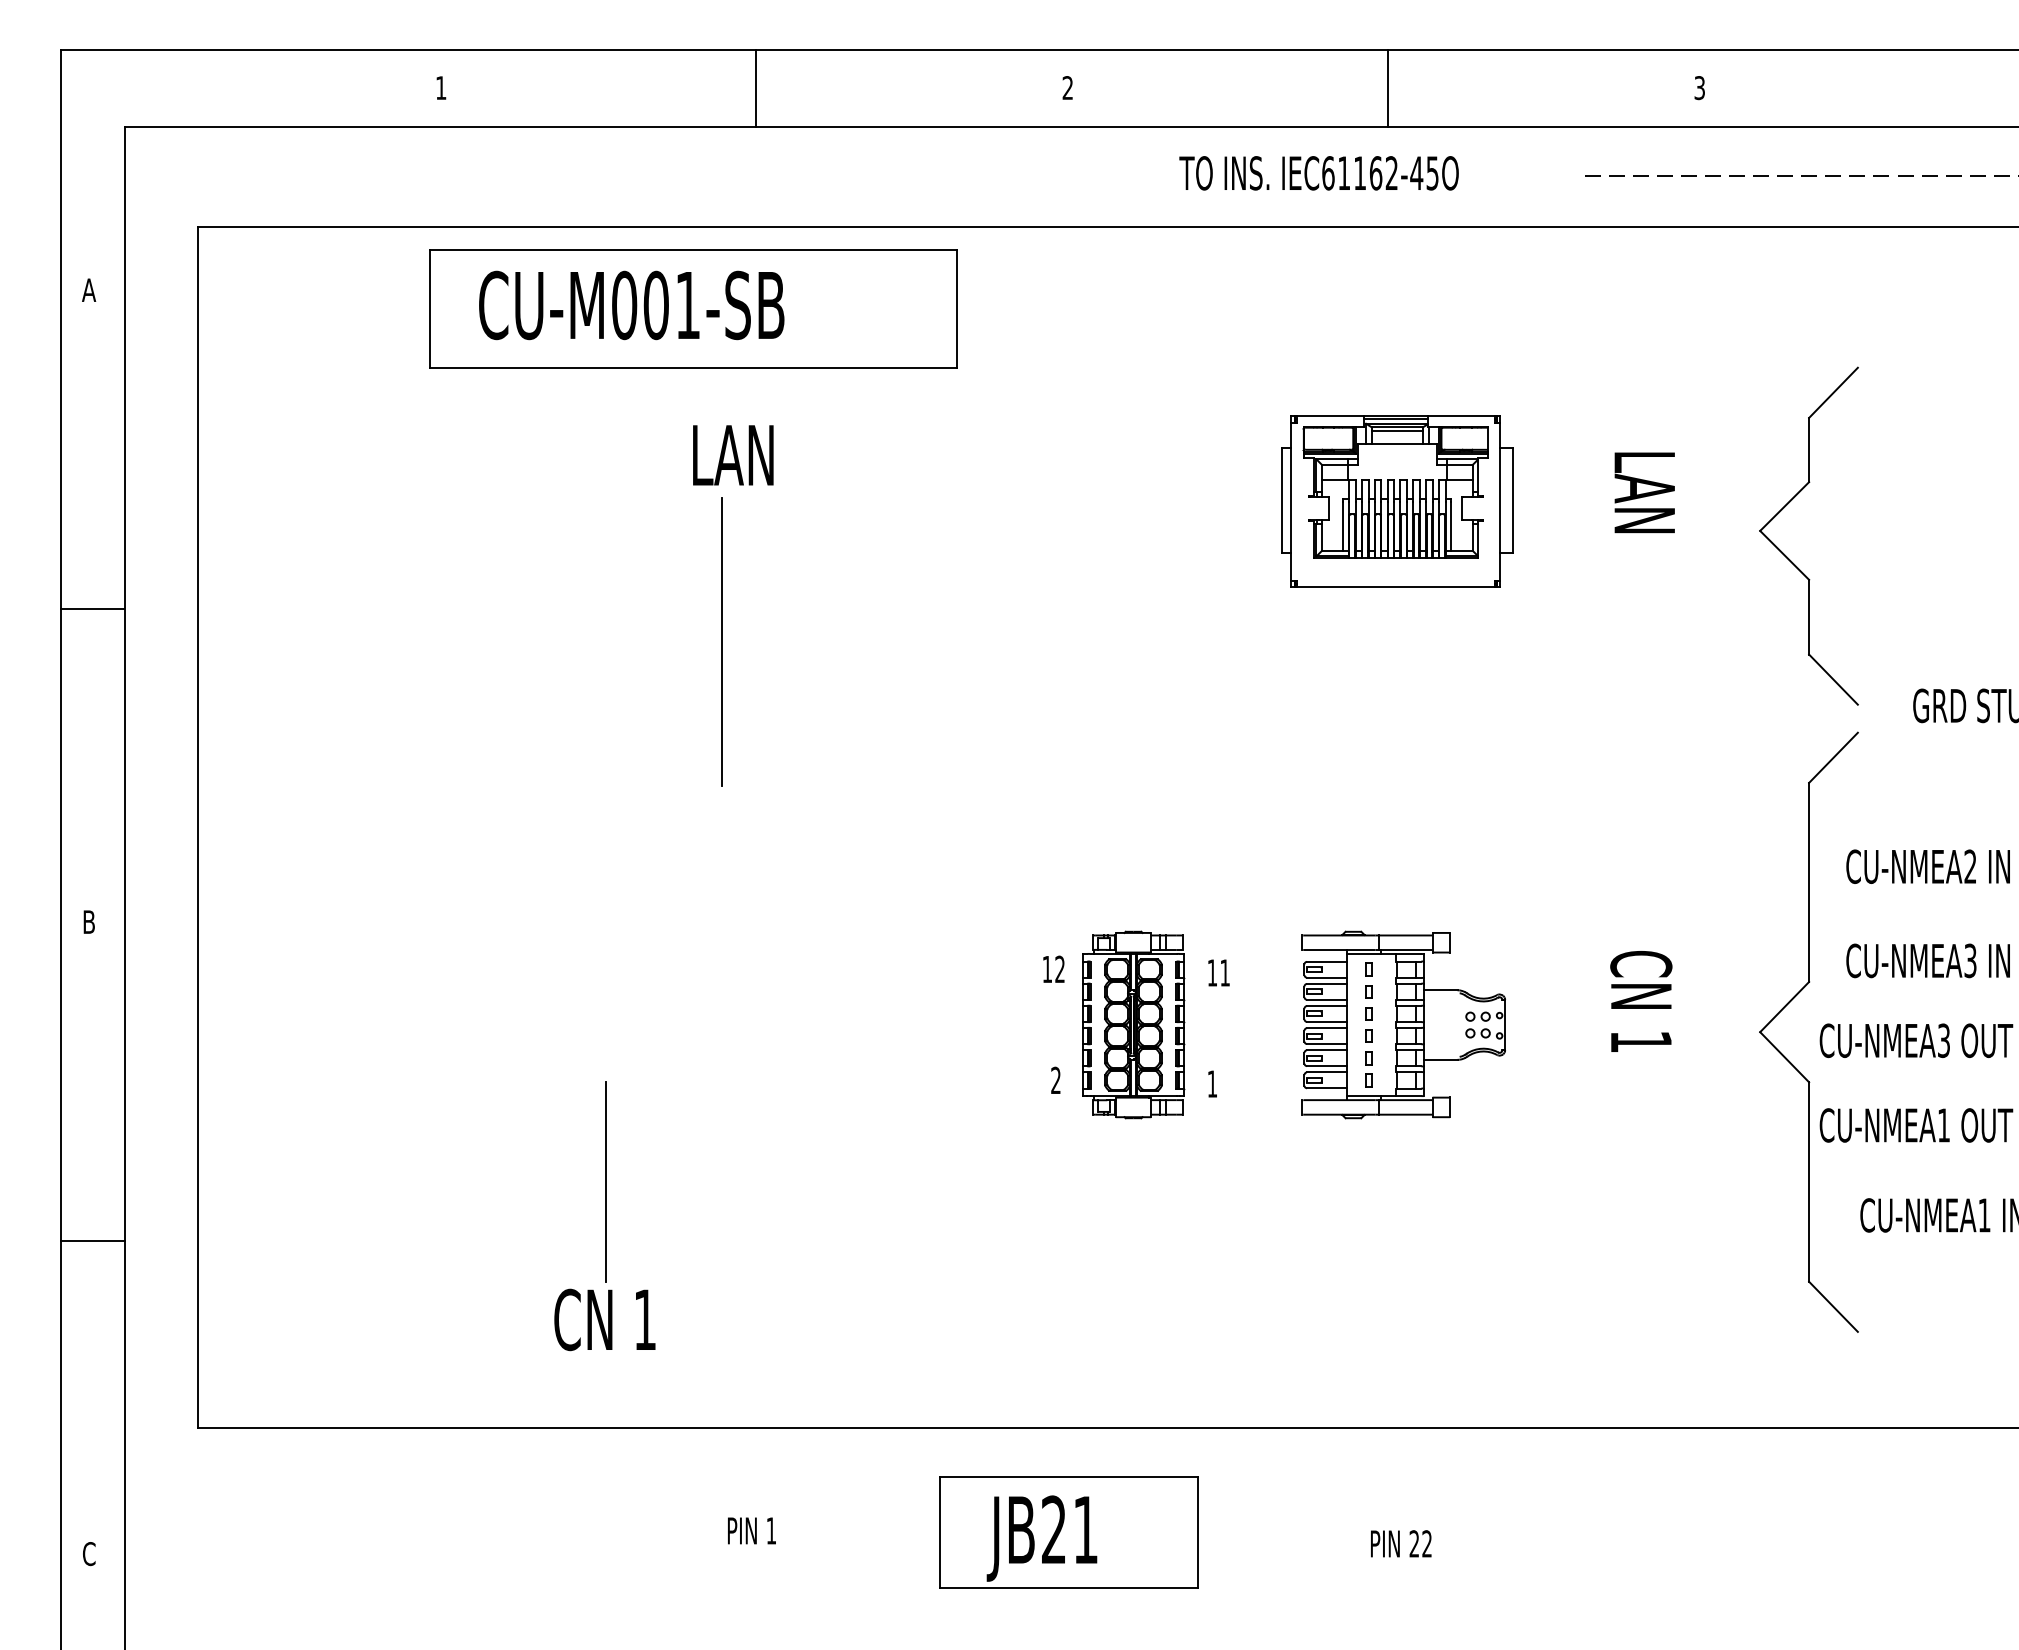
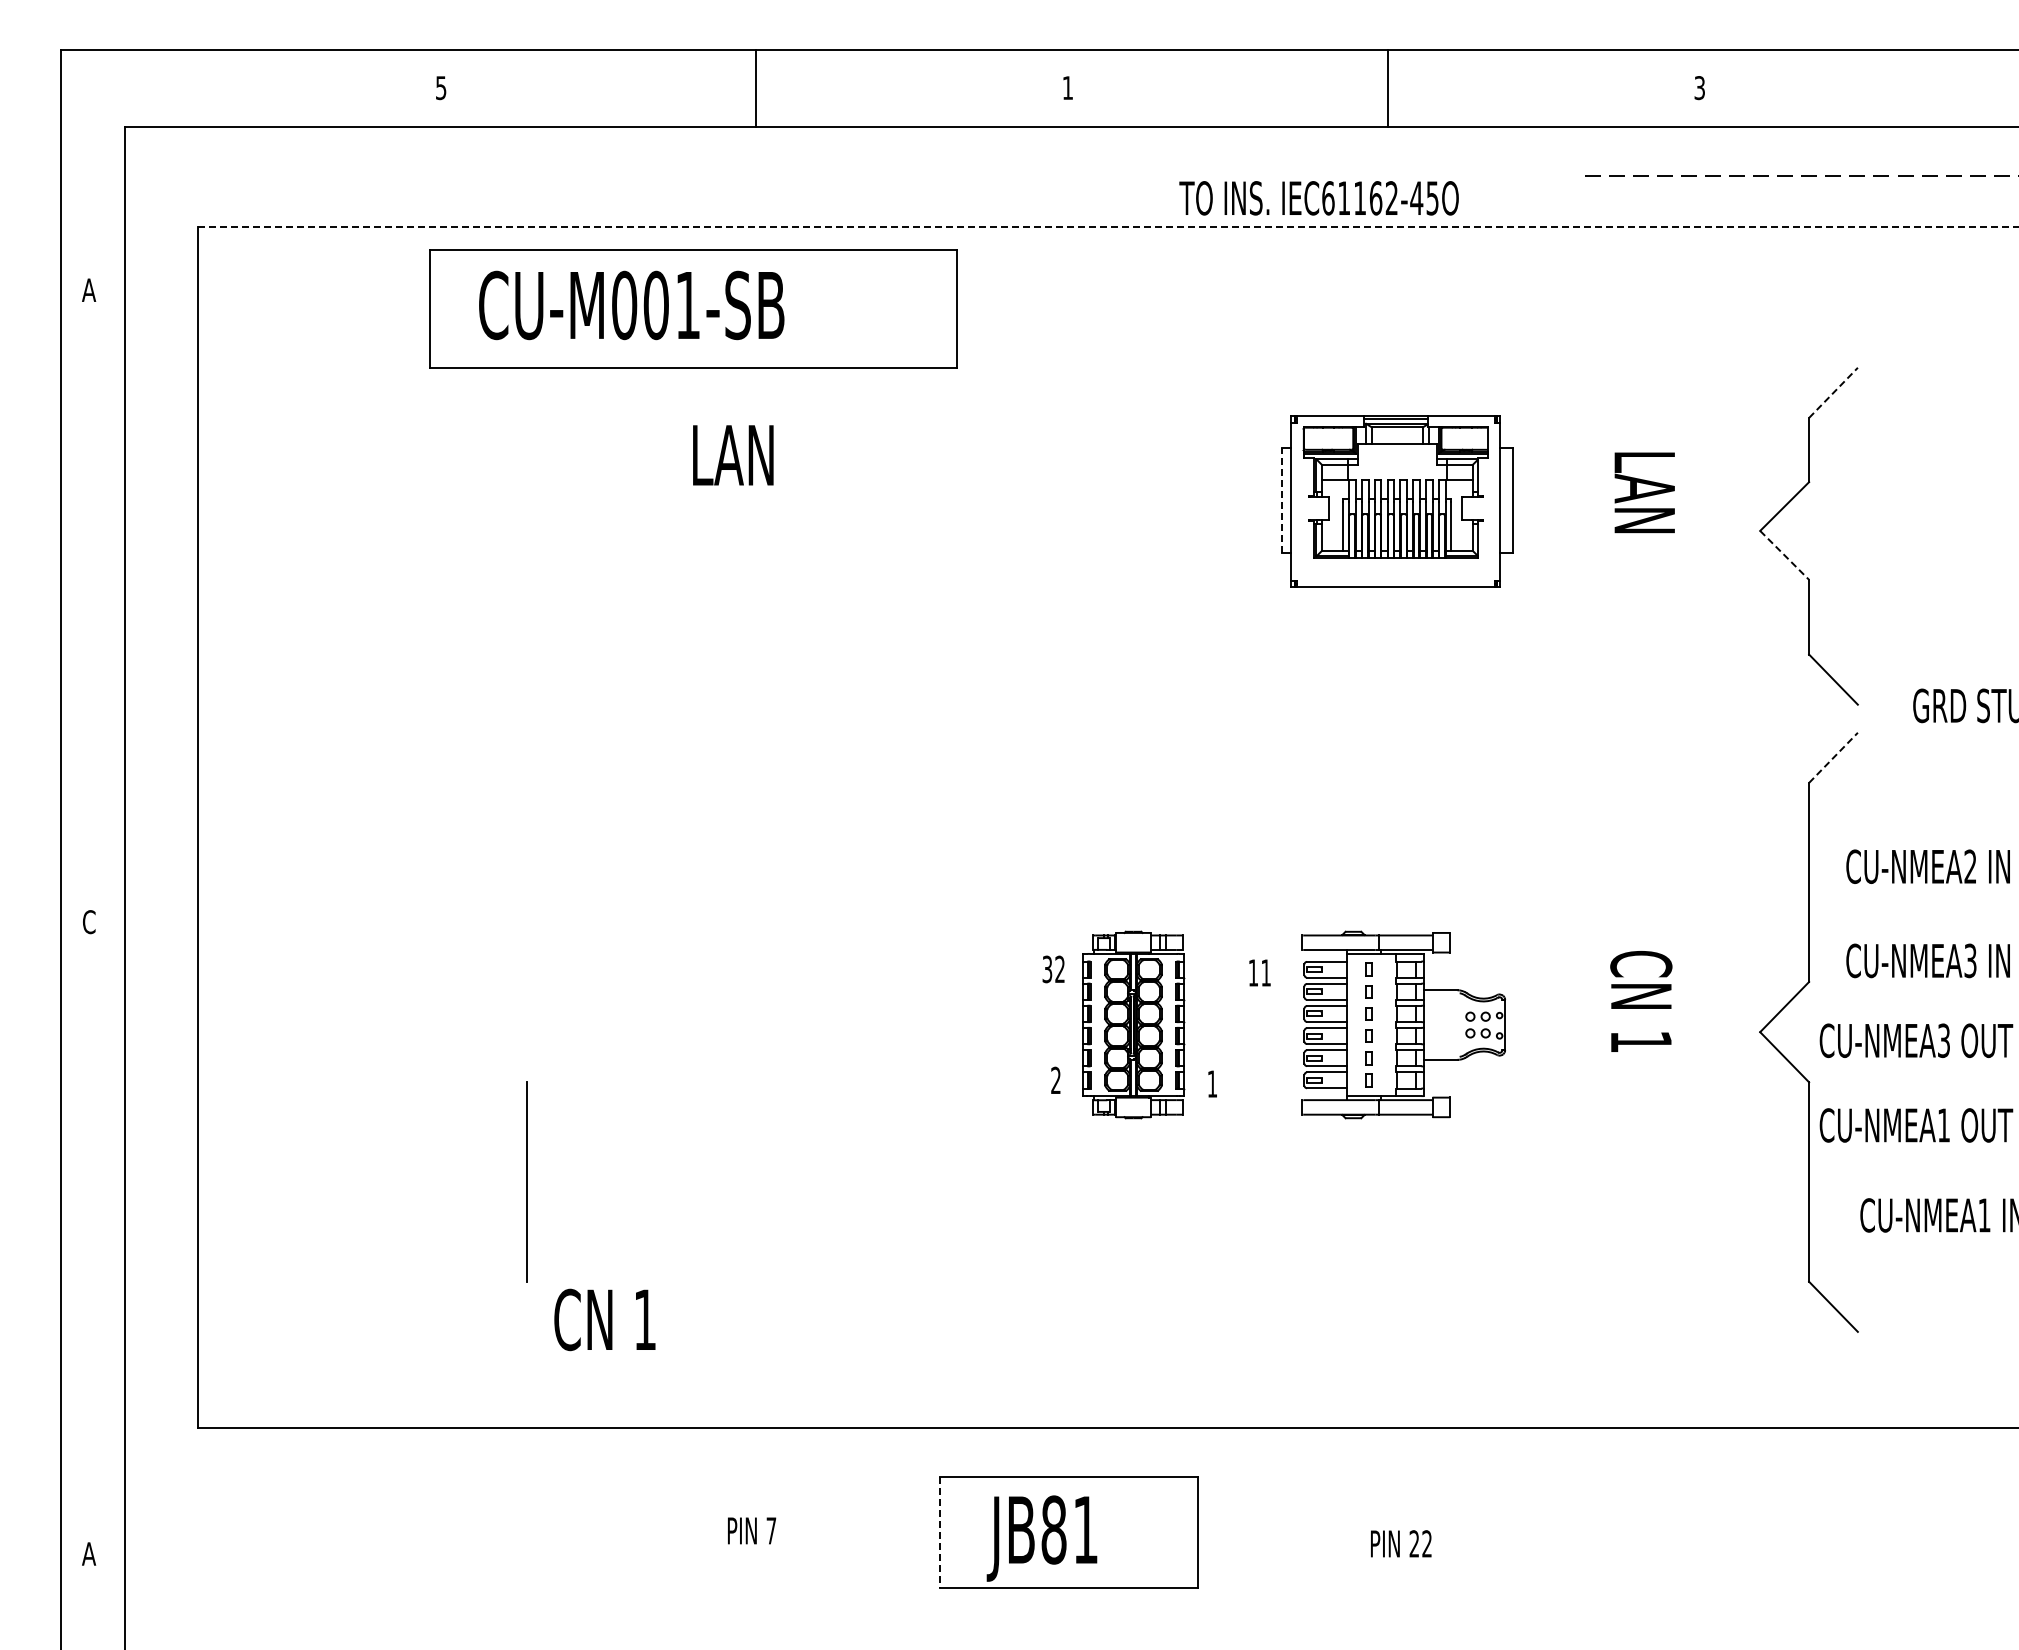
text: 2 -> 1 (1067, 87)
text: 1 -> 5 (441, 88)
text position: (1318, 173) -> (1318, 198) (1318, 198)
line: solid -> dashed (1108, 226)
line: solid -> dashed (1833, 392)
line: present -> none (1397, 431)
line: solid -> dashed (1281, 499)
line: solid -> dashed (1784, 555)
line: present -> none (91, 609)
line: present -> none (722, 641)
line: solid -> dashed (1833, 757)
text: B -> C (89, 922)
text: 12 -> 32 (1047, 969)
text position: (1218, 972) -> (1259, 972) (1259, 972)
line position: (605, 1181) -> (526, 1181) (526, 1181)
line: present -> none (92, 1241)
text: JB21 -> JB81 (1053, 1529)
text: 1 -> 7 (771, 1530)
line: solid -> dashed (940, 1532)
text: C -> A (89, 1554)
